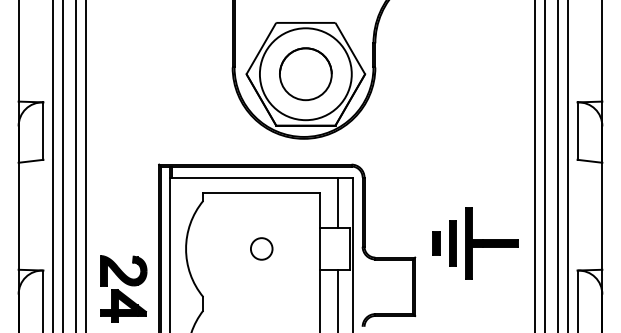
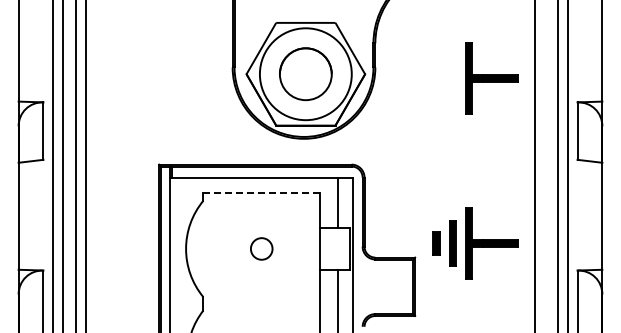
part: none -> present (491, 78)
line: present -> none (545, 165)
line: solid -> dashed (261, 192)
part: present -> none (123, 288)
